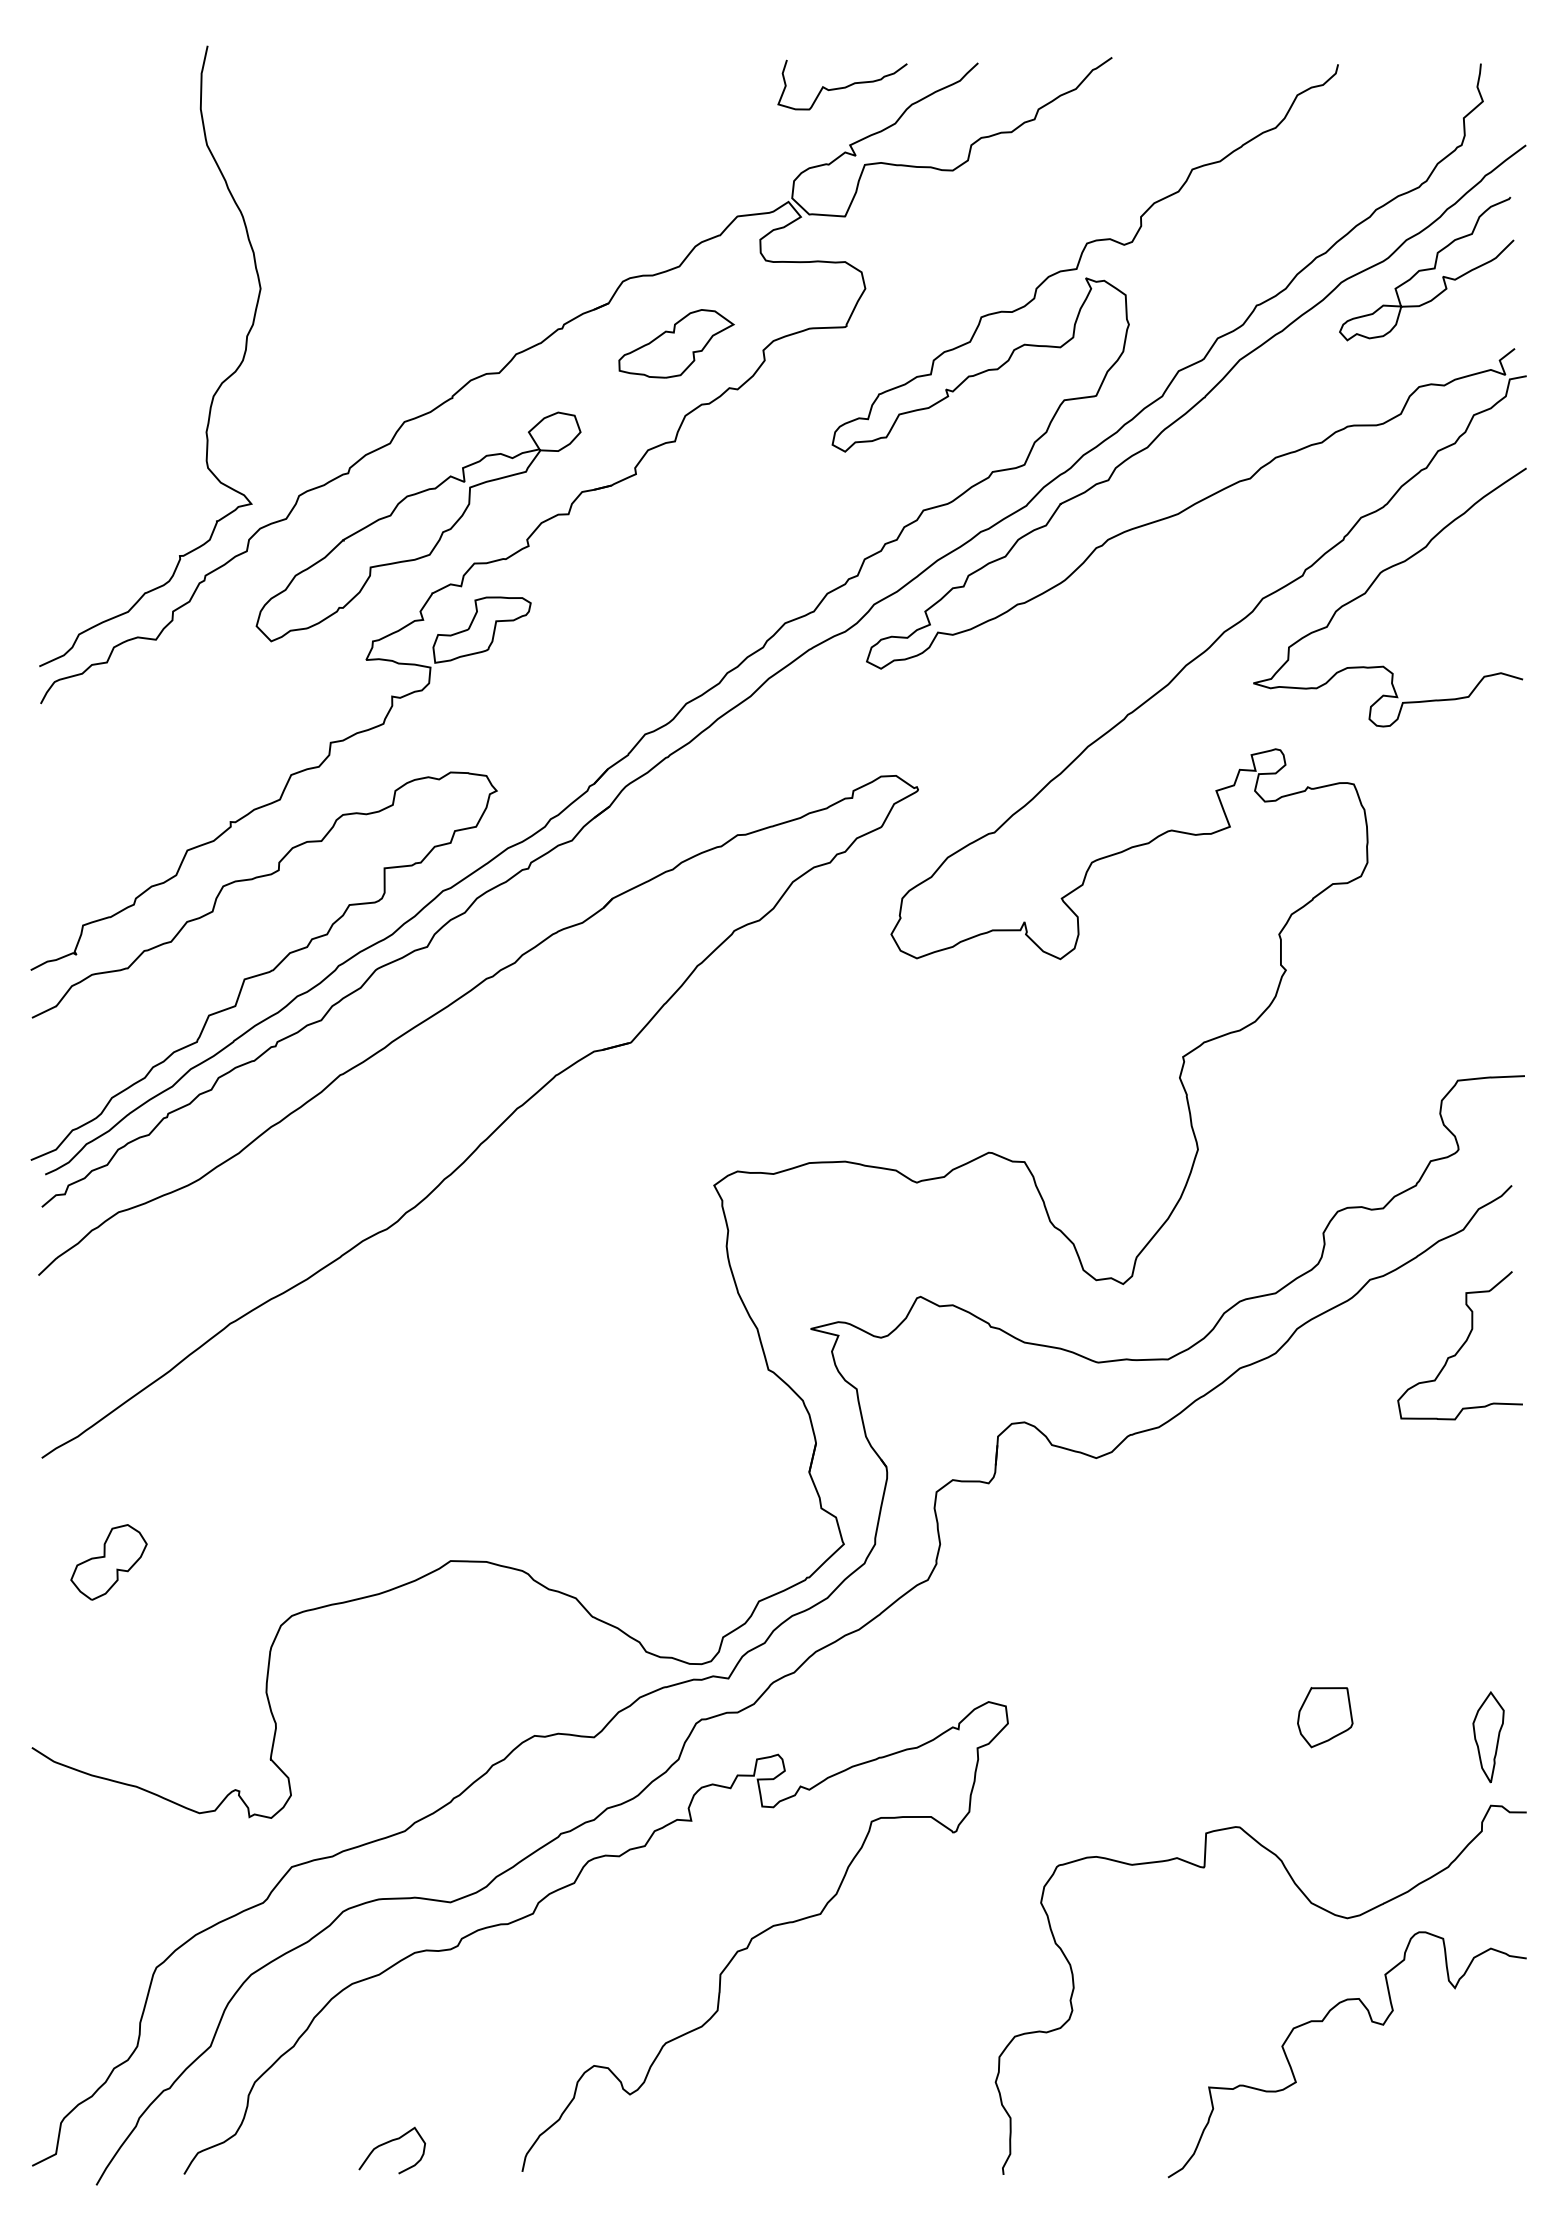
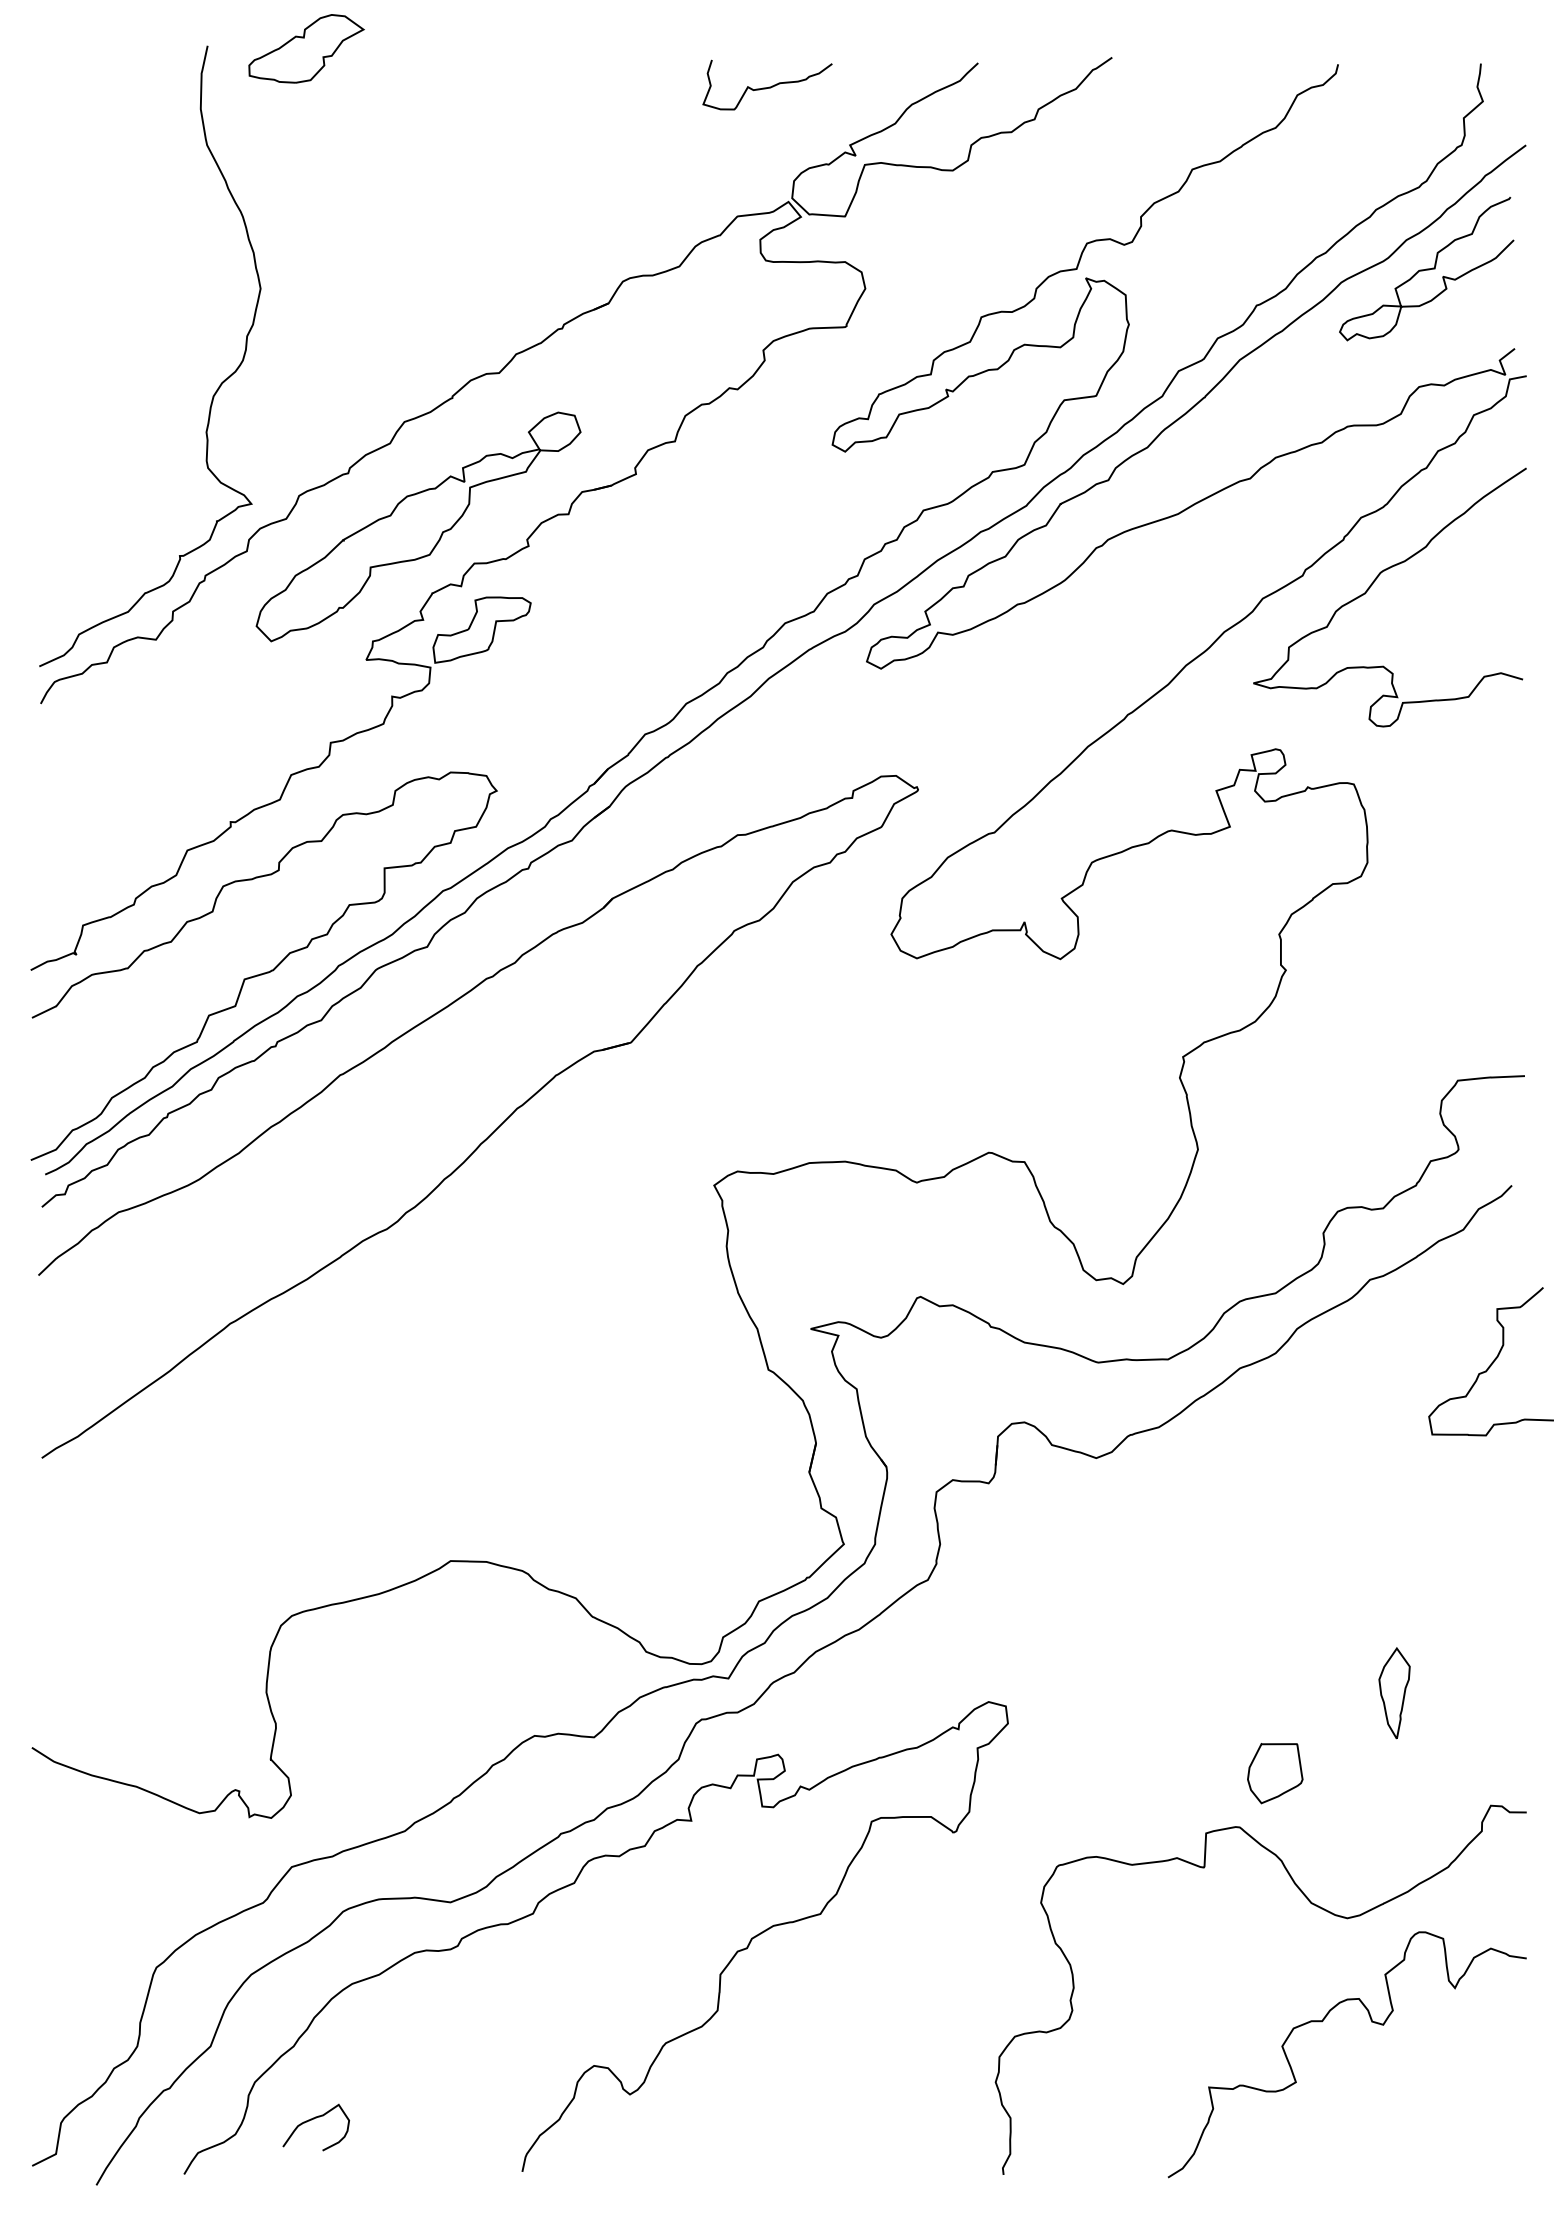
curve position: (844, 86) -> (769, 86) (769, 86)
part position: (676, 343) -> (306, 48) (306, 48)
curve position: (1460, 1346) -> (1491, 1362) (1491, 1362)
part: present -> none (108, 1562)
part position: (1325, 1717) -> (1275, 1773) (1275, 1773)
part position: (1488, 1737) -> (1394, 1693) (1394, 1693)
curve position: (390, 2142) -> (314, 2119) (314, 2119)
